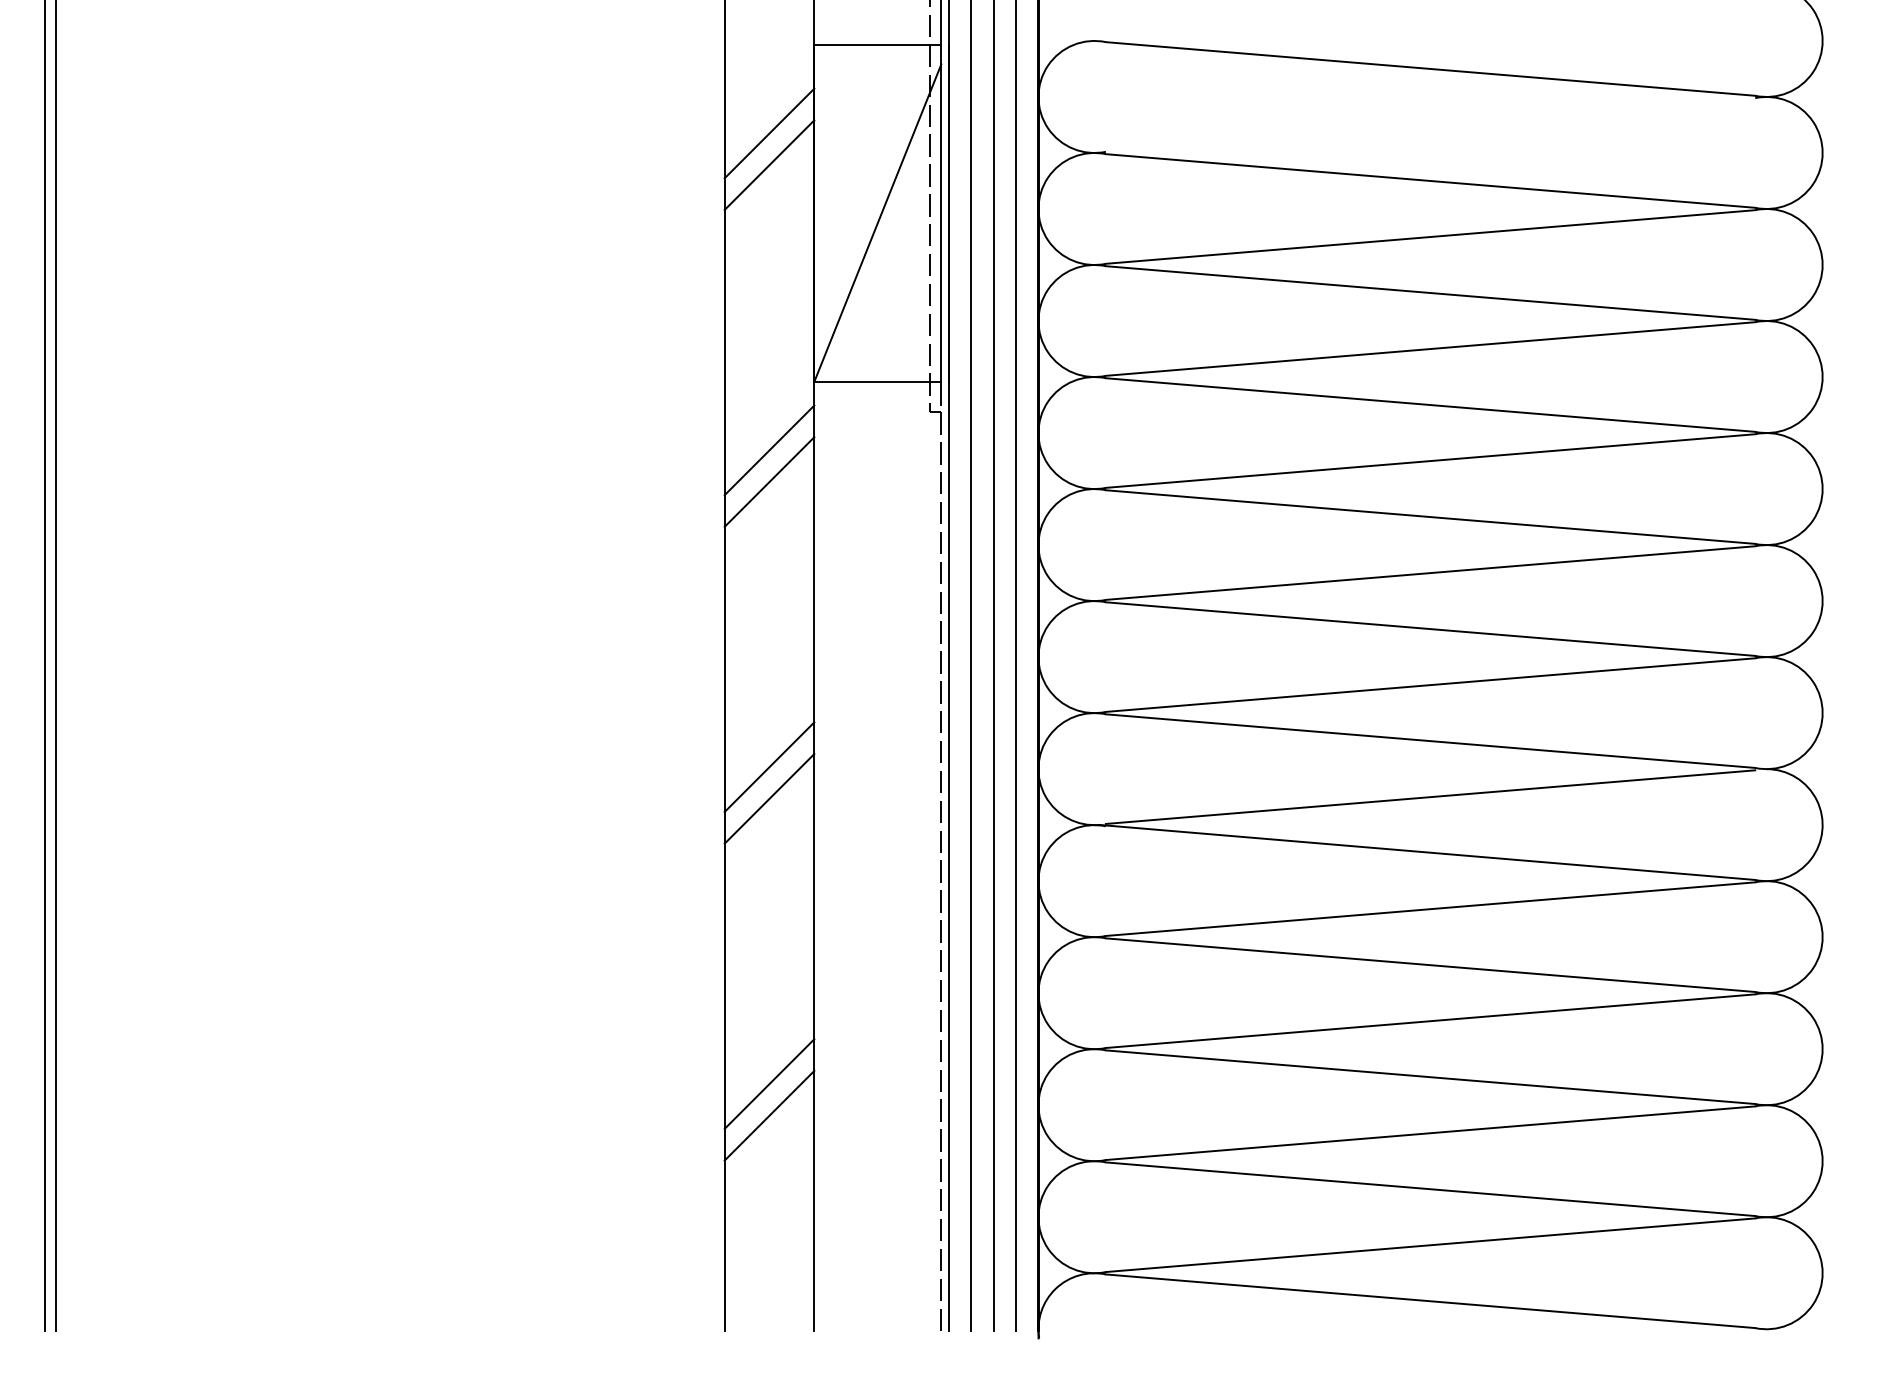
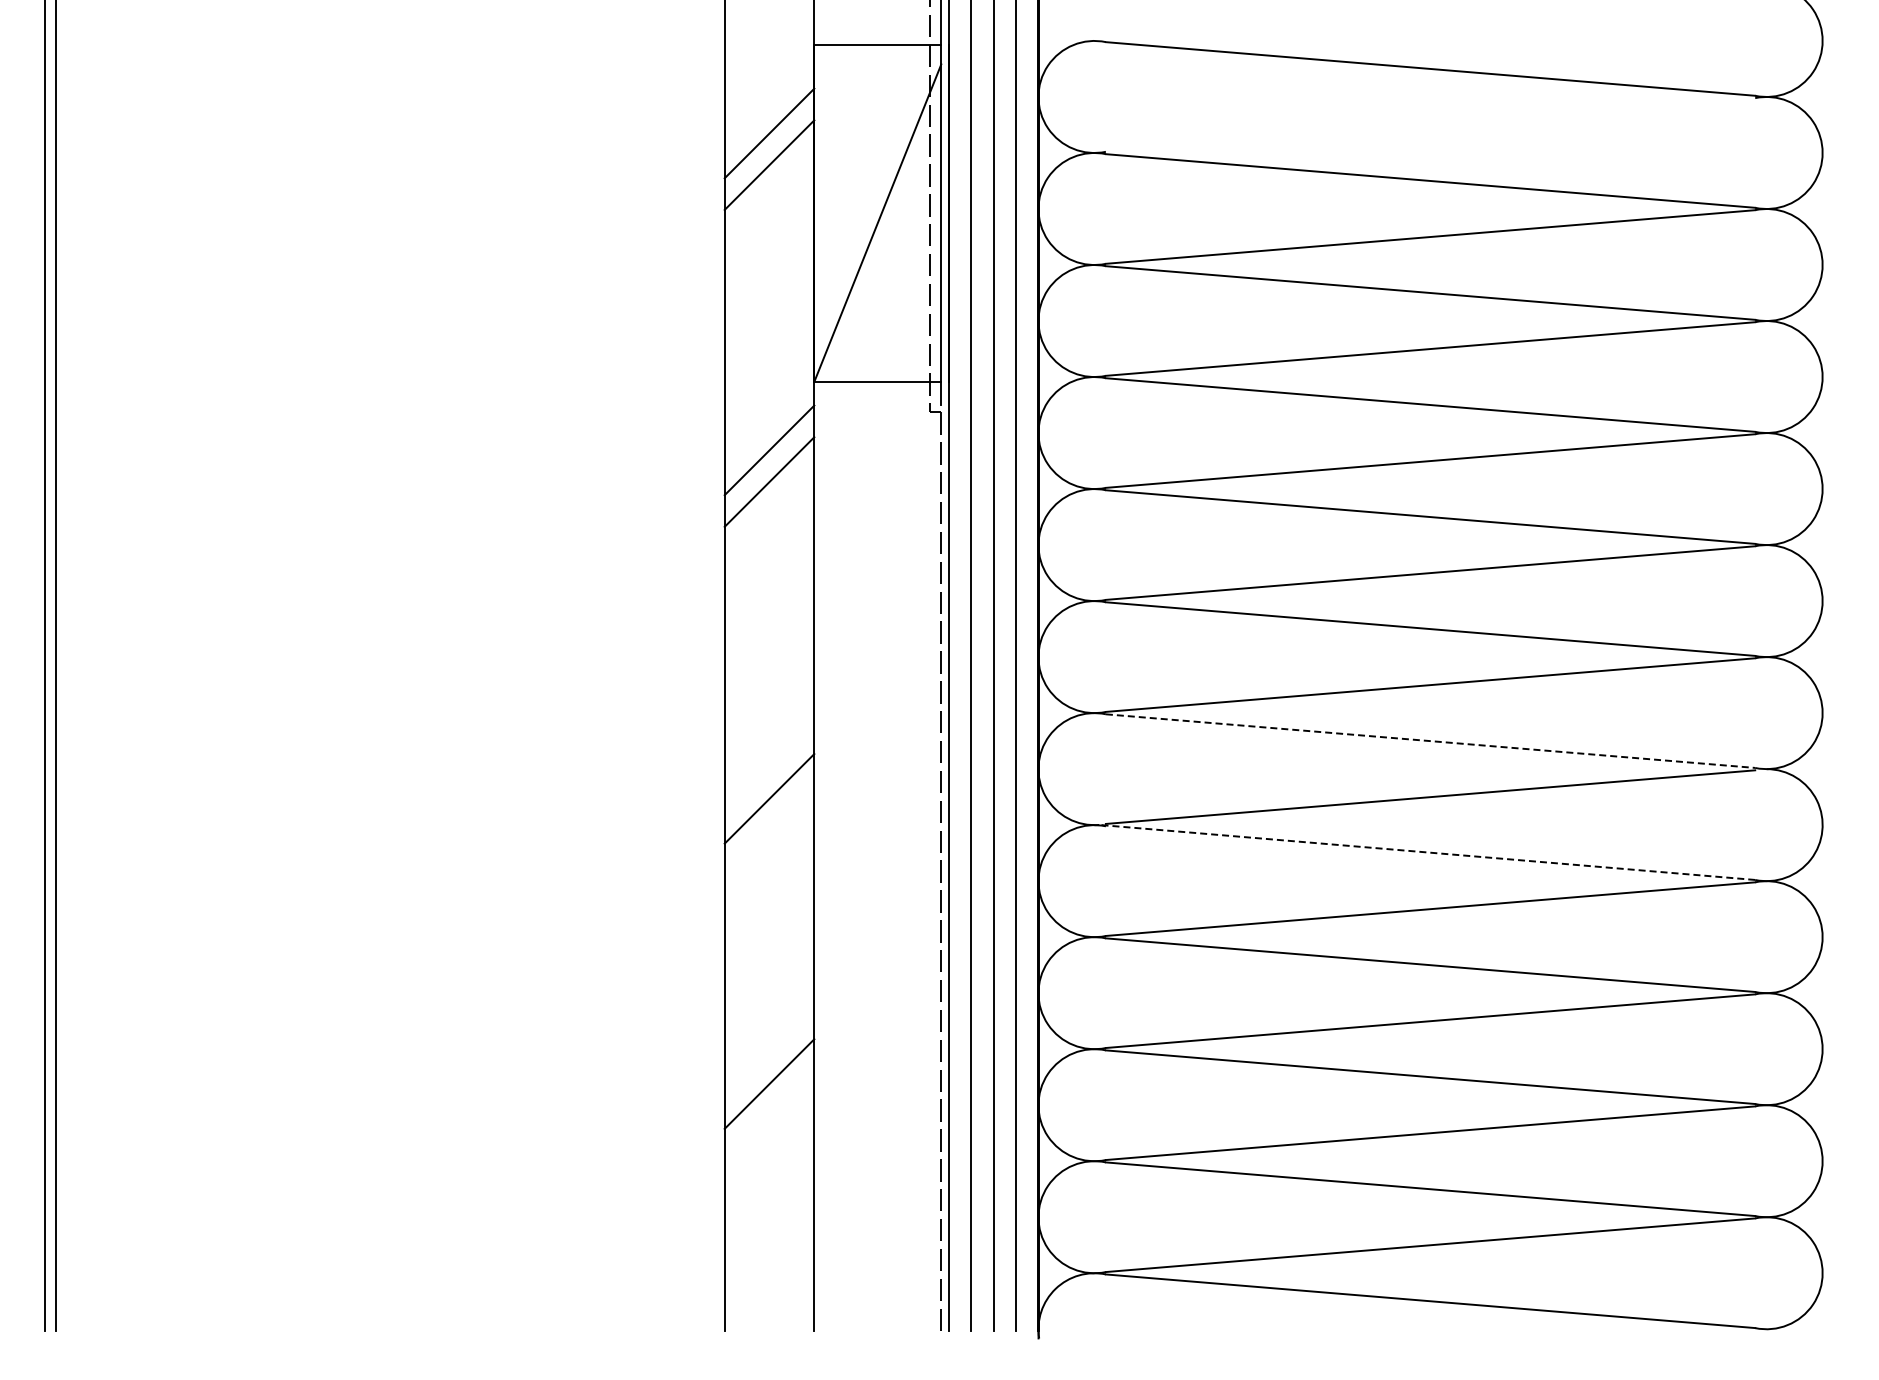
line: solid -> dashed (1430, 741)
line: present -> none (769, 767)
line: solid -> dashed (1426, 852)
line: present -> none (769, 1115)
